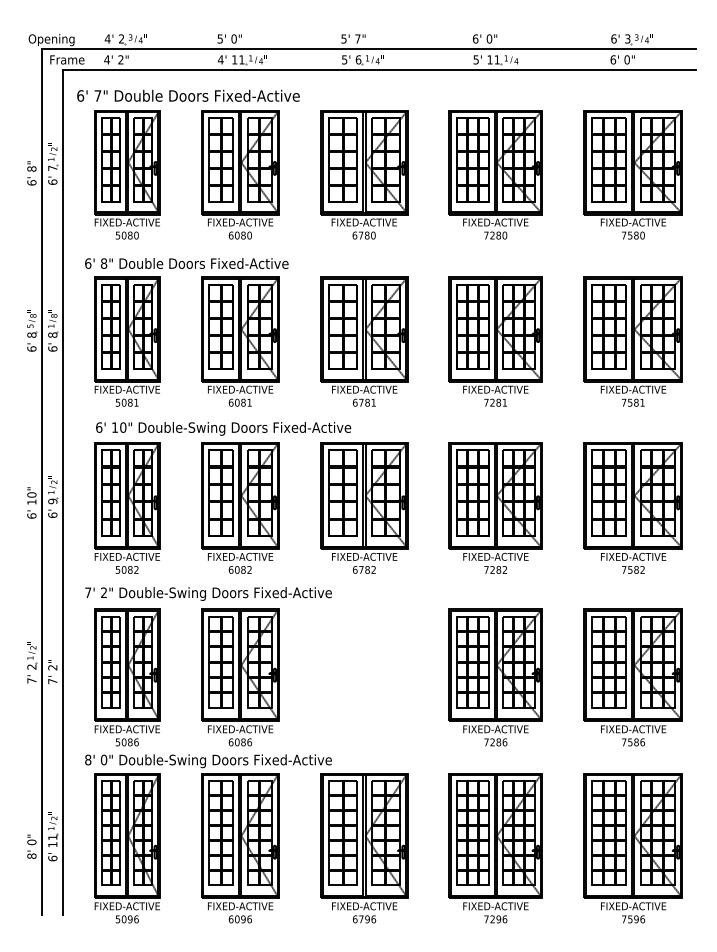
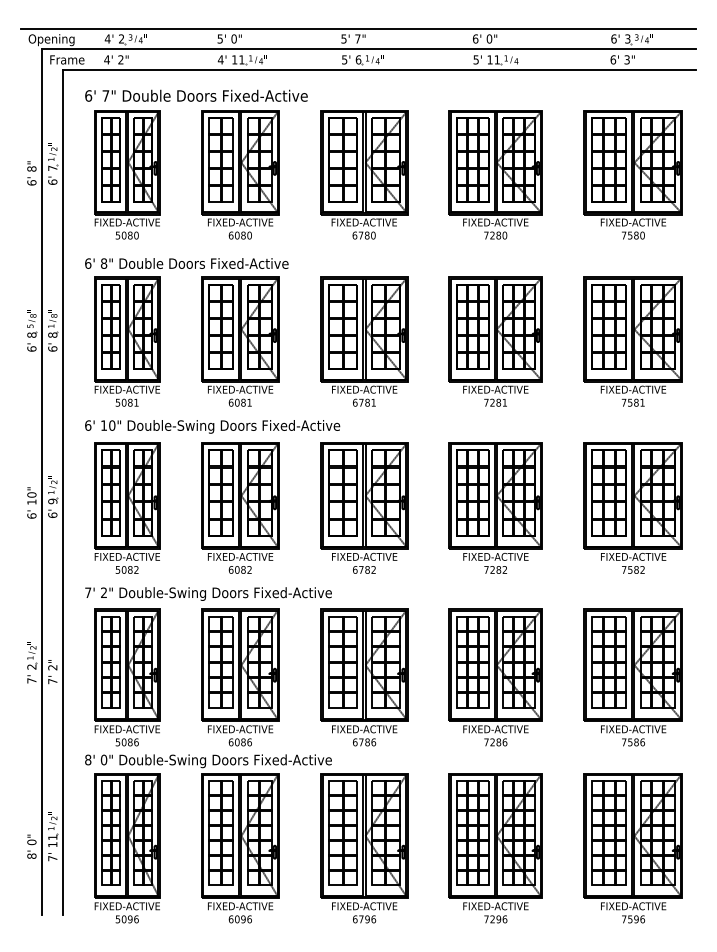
line: none -> present (358, 28)
text: 0" -> 3" (626, 59)
text position: (188, 95) -> (196, 95) (196, 95)
text position: (223, 428) -> (212, 426) (212, 426)
part: none -> present (364, 677)
text: 6' -> 7' (52, 858)
